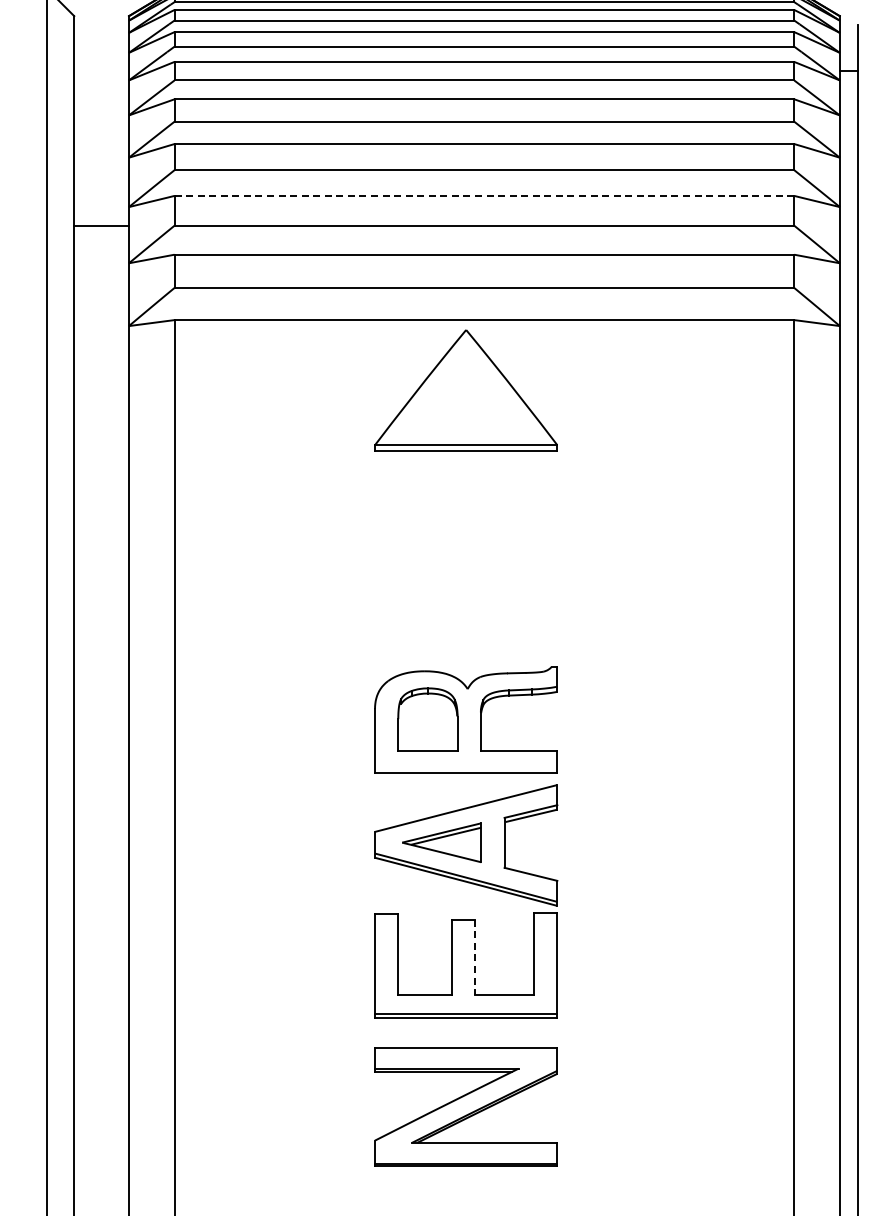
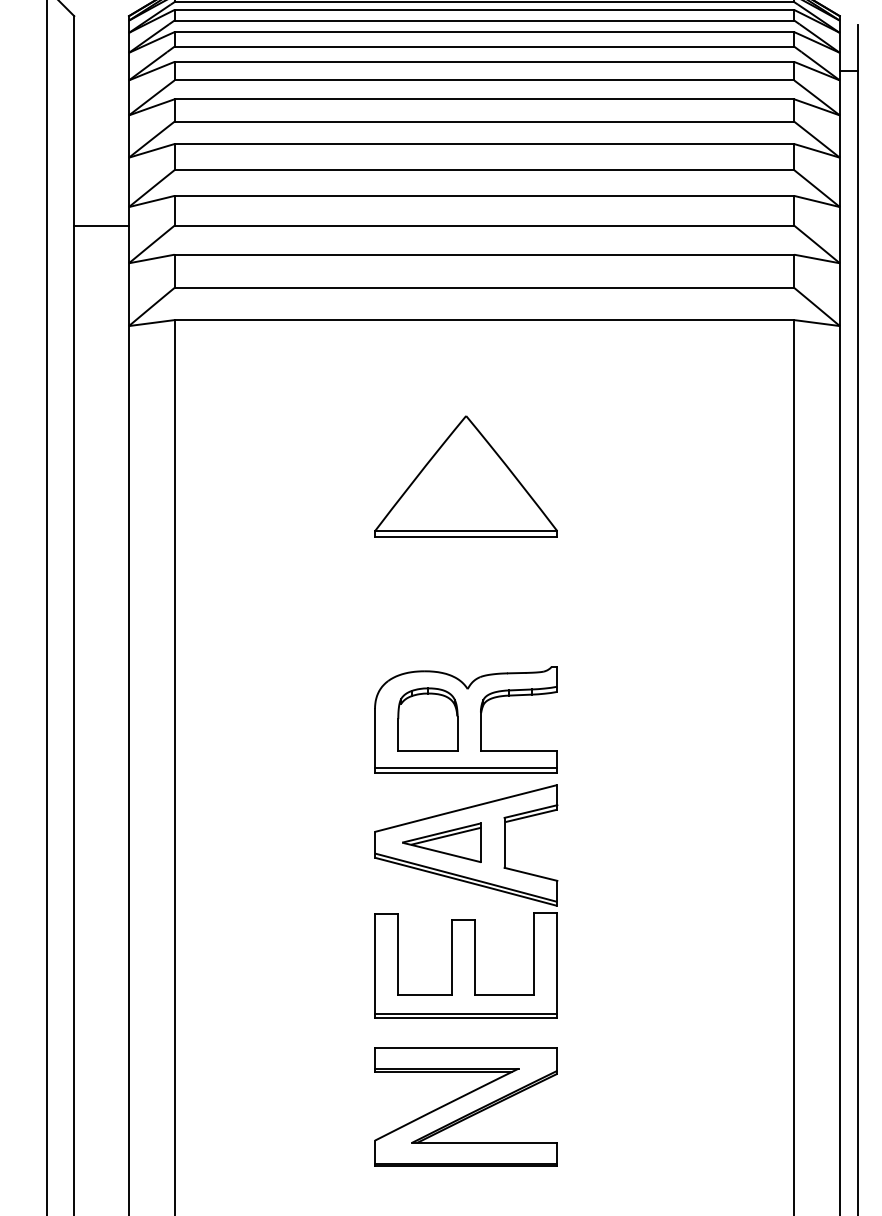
line: dashed -> solid (484, 195)
part position: (465, 390) -> (465, 476) (465, 476)
line: none -> present (466, 768)
line: dashed -> solid (474, 957)
